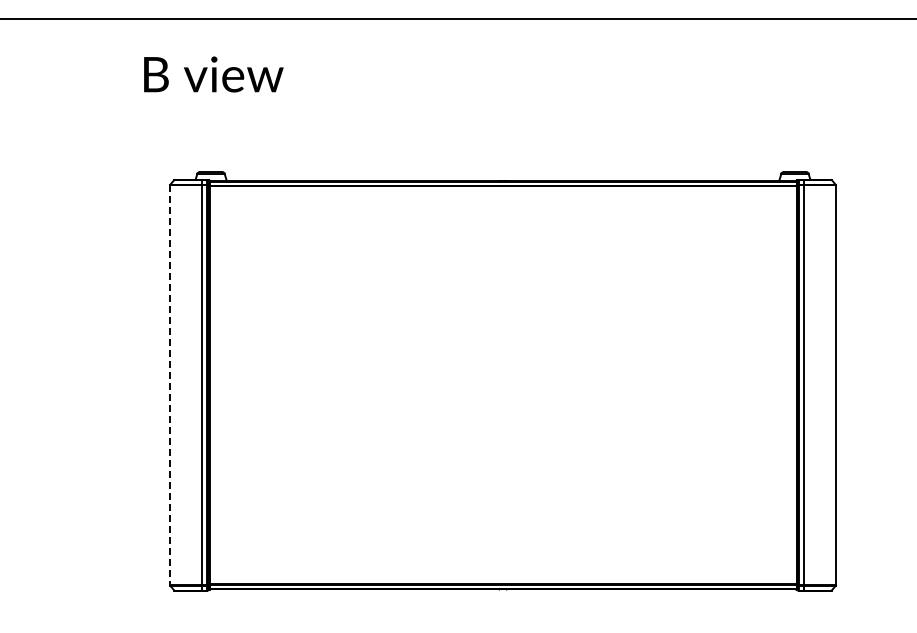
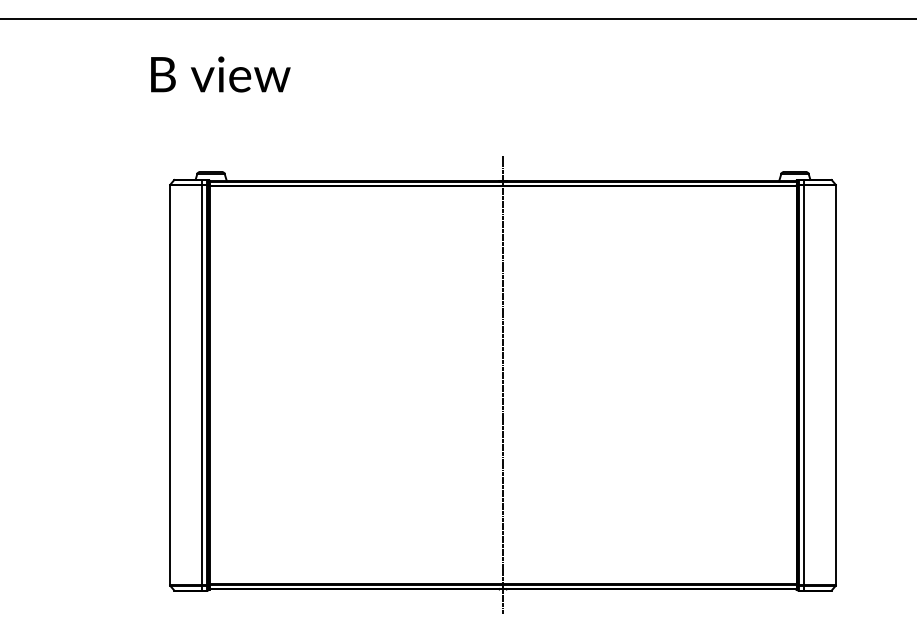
text position: (213, 74) -> (220, 74) (220, 74)
line: dashed -> solid (170, 385)
line: none -> present (503, 385)
